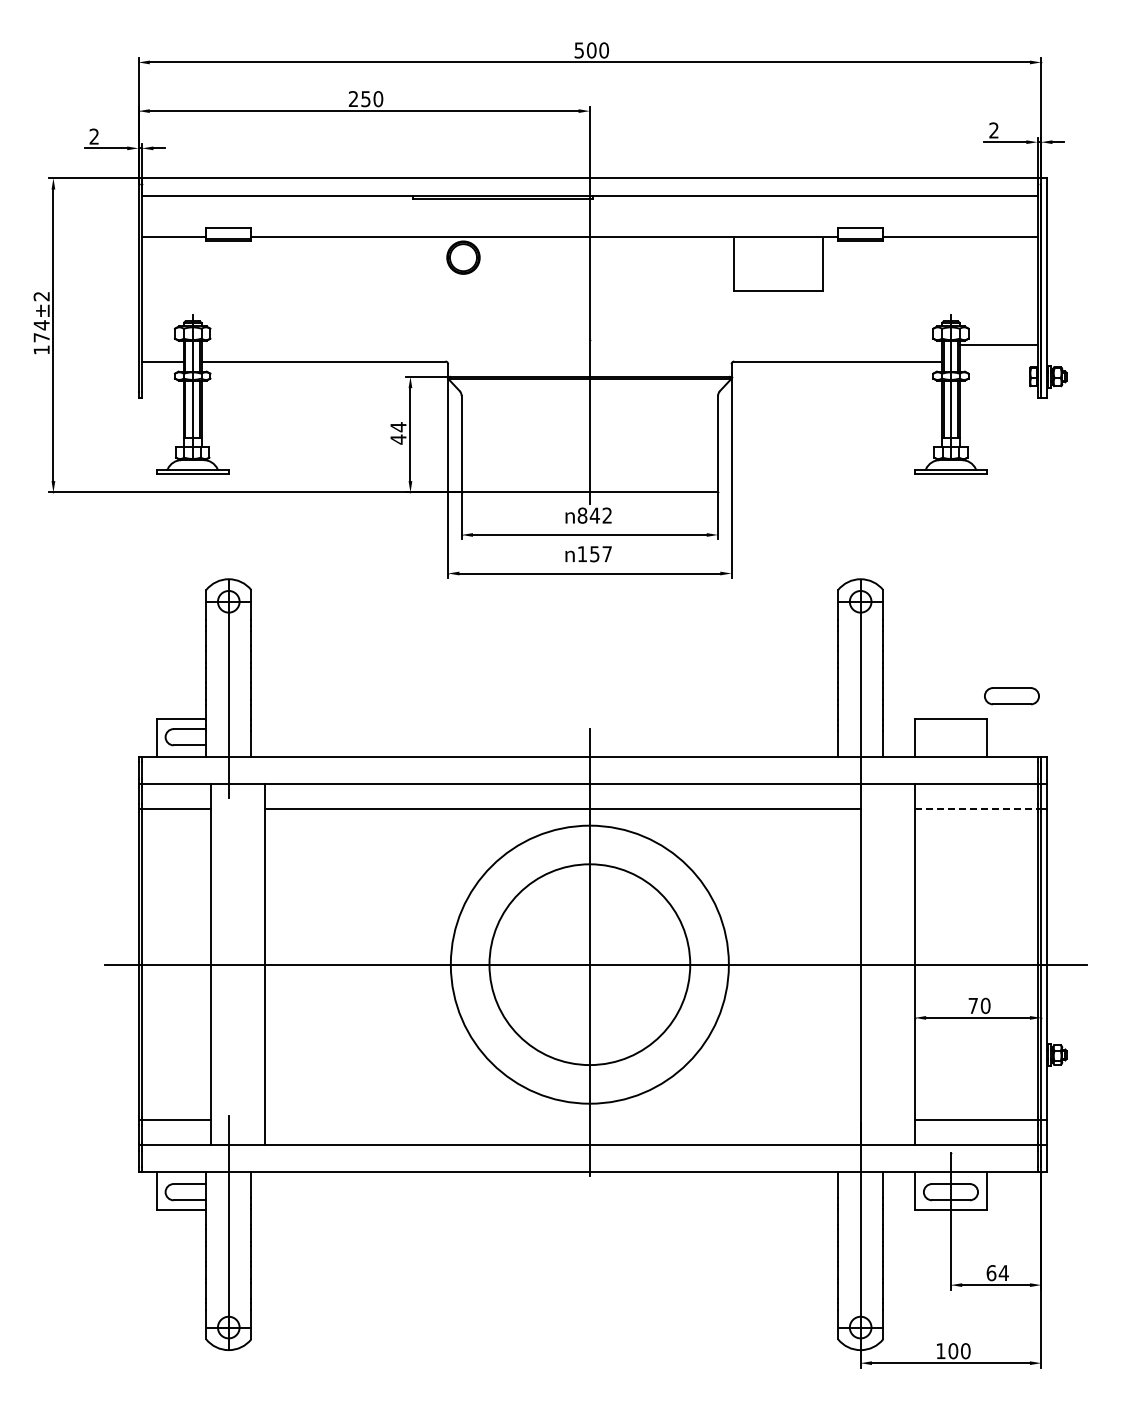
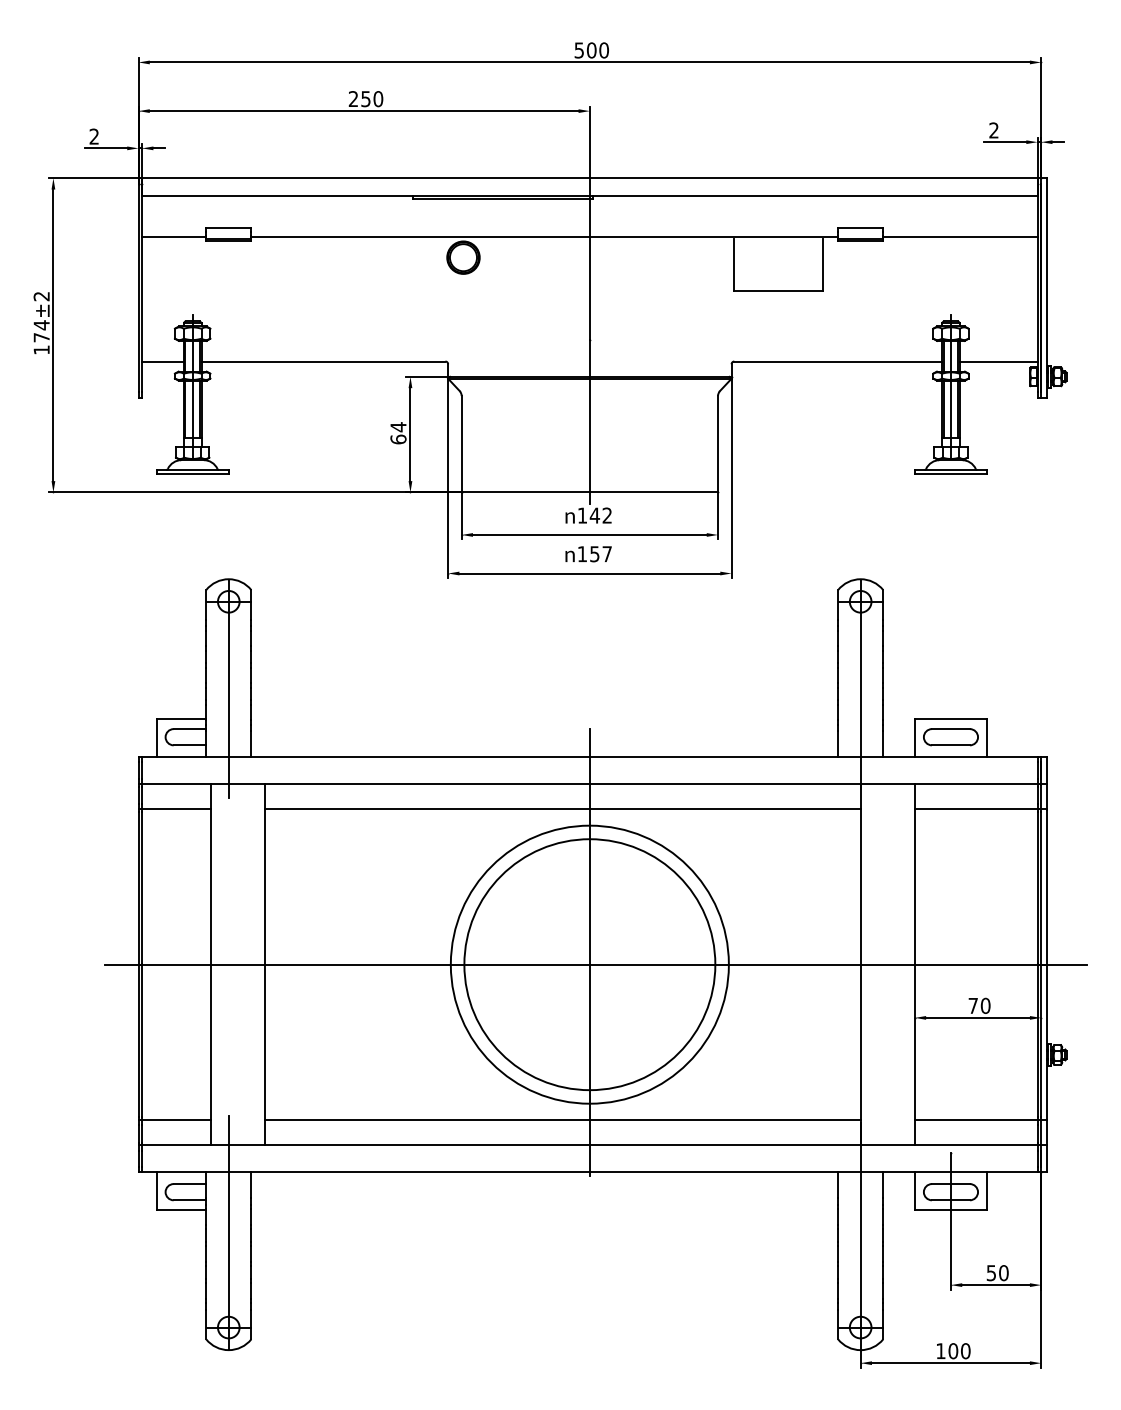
line position: (998, 344) -> (998, 361) (998, 361)
text: 44 -> 64 (398, 439)
text: 842 -> 142 (582, 515)
part position: (1011, 696) -> (950, 737) (950, 737)
line: dashed -> solid (976, 809)
circle diameter: 201 px -> 251 px (589, 964)
line: none -> present (562, 1119)
text: 64 -> 50 (997, 1273)
